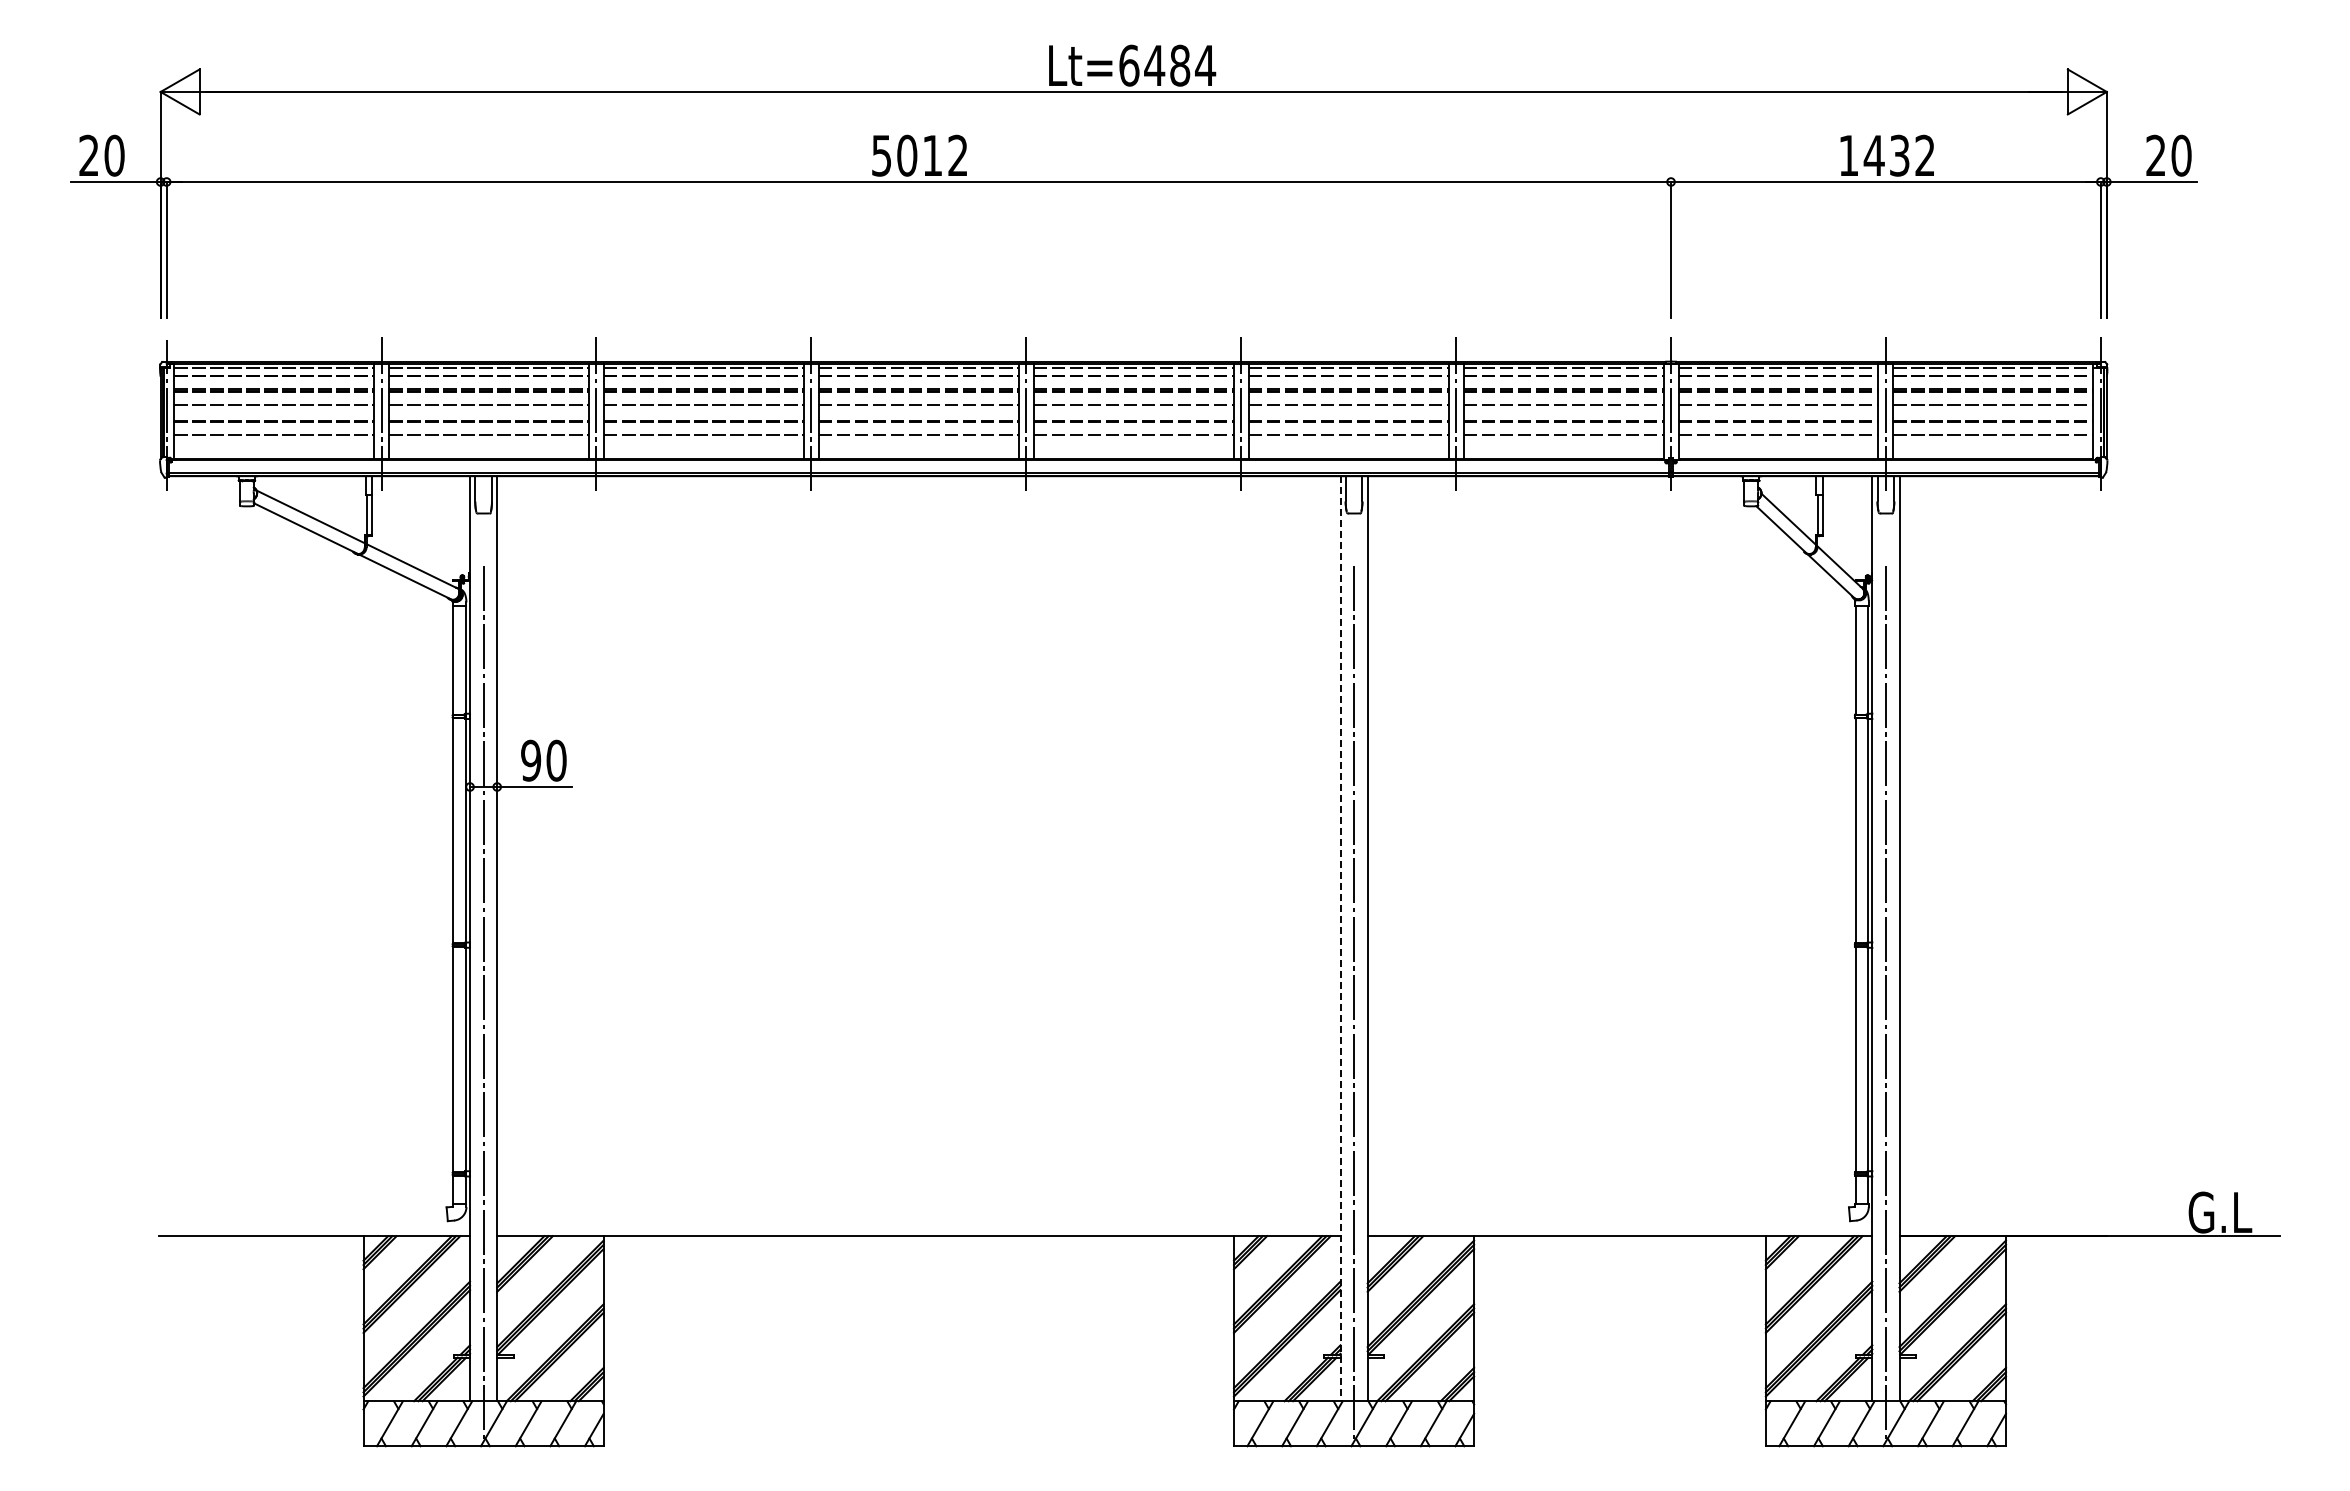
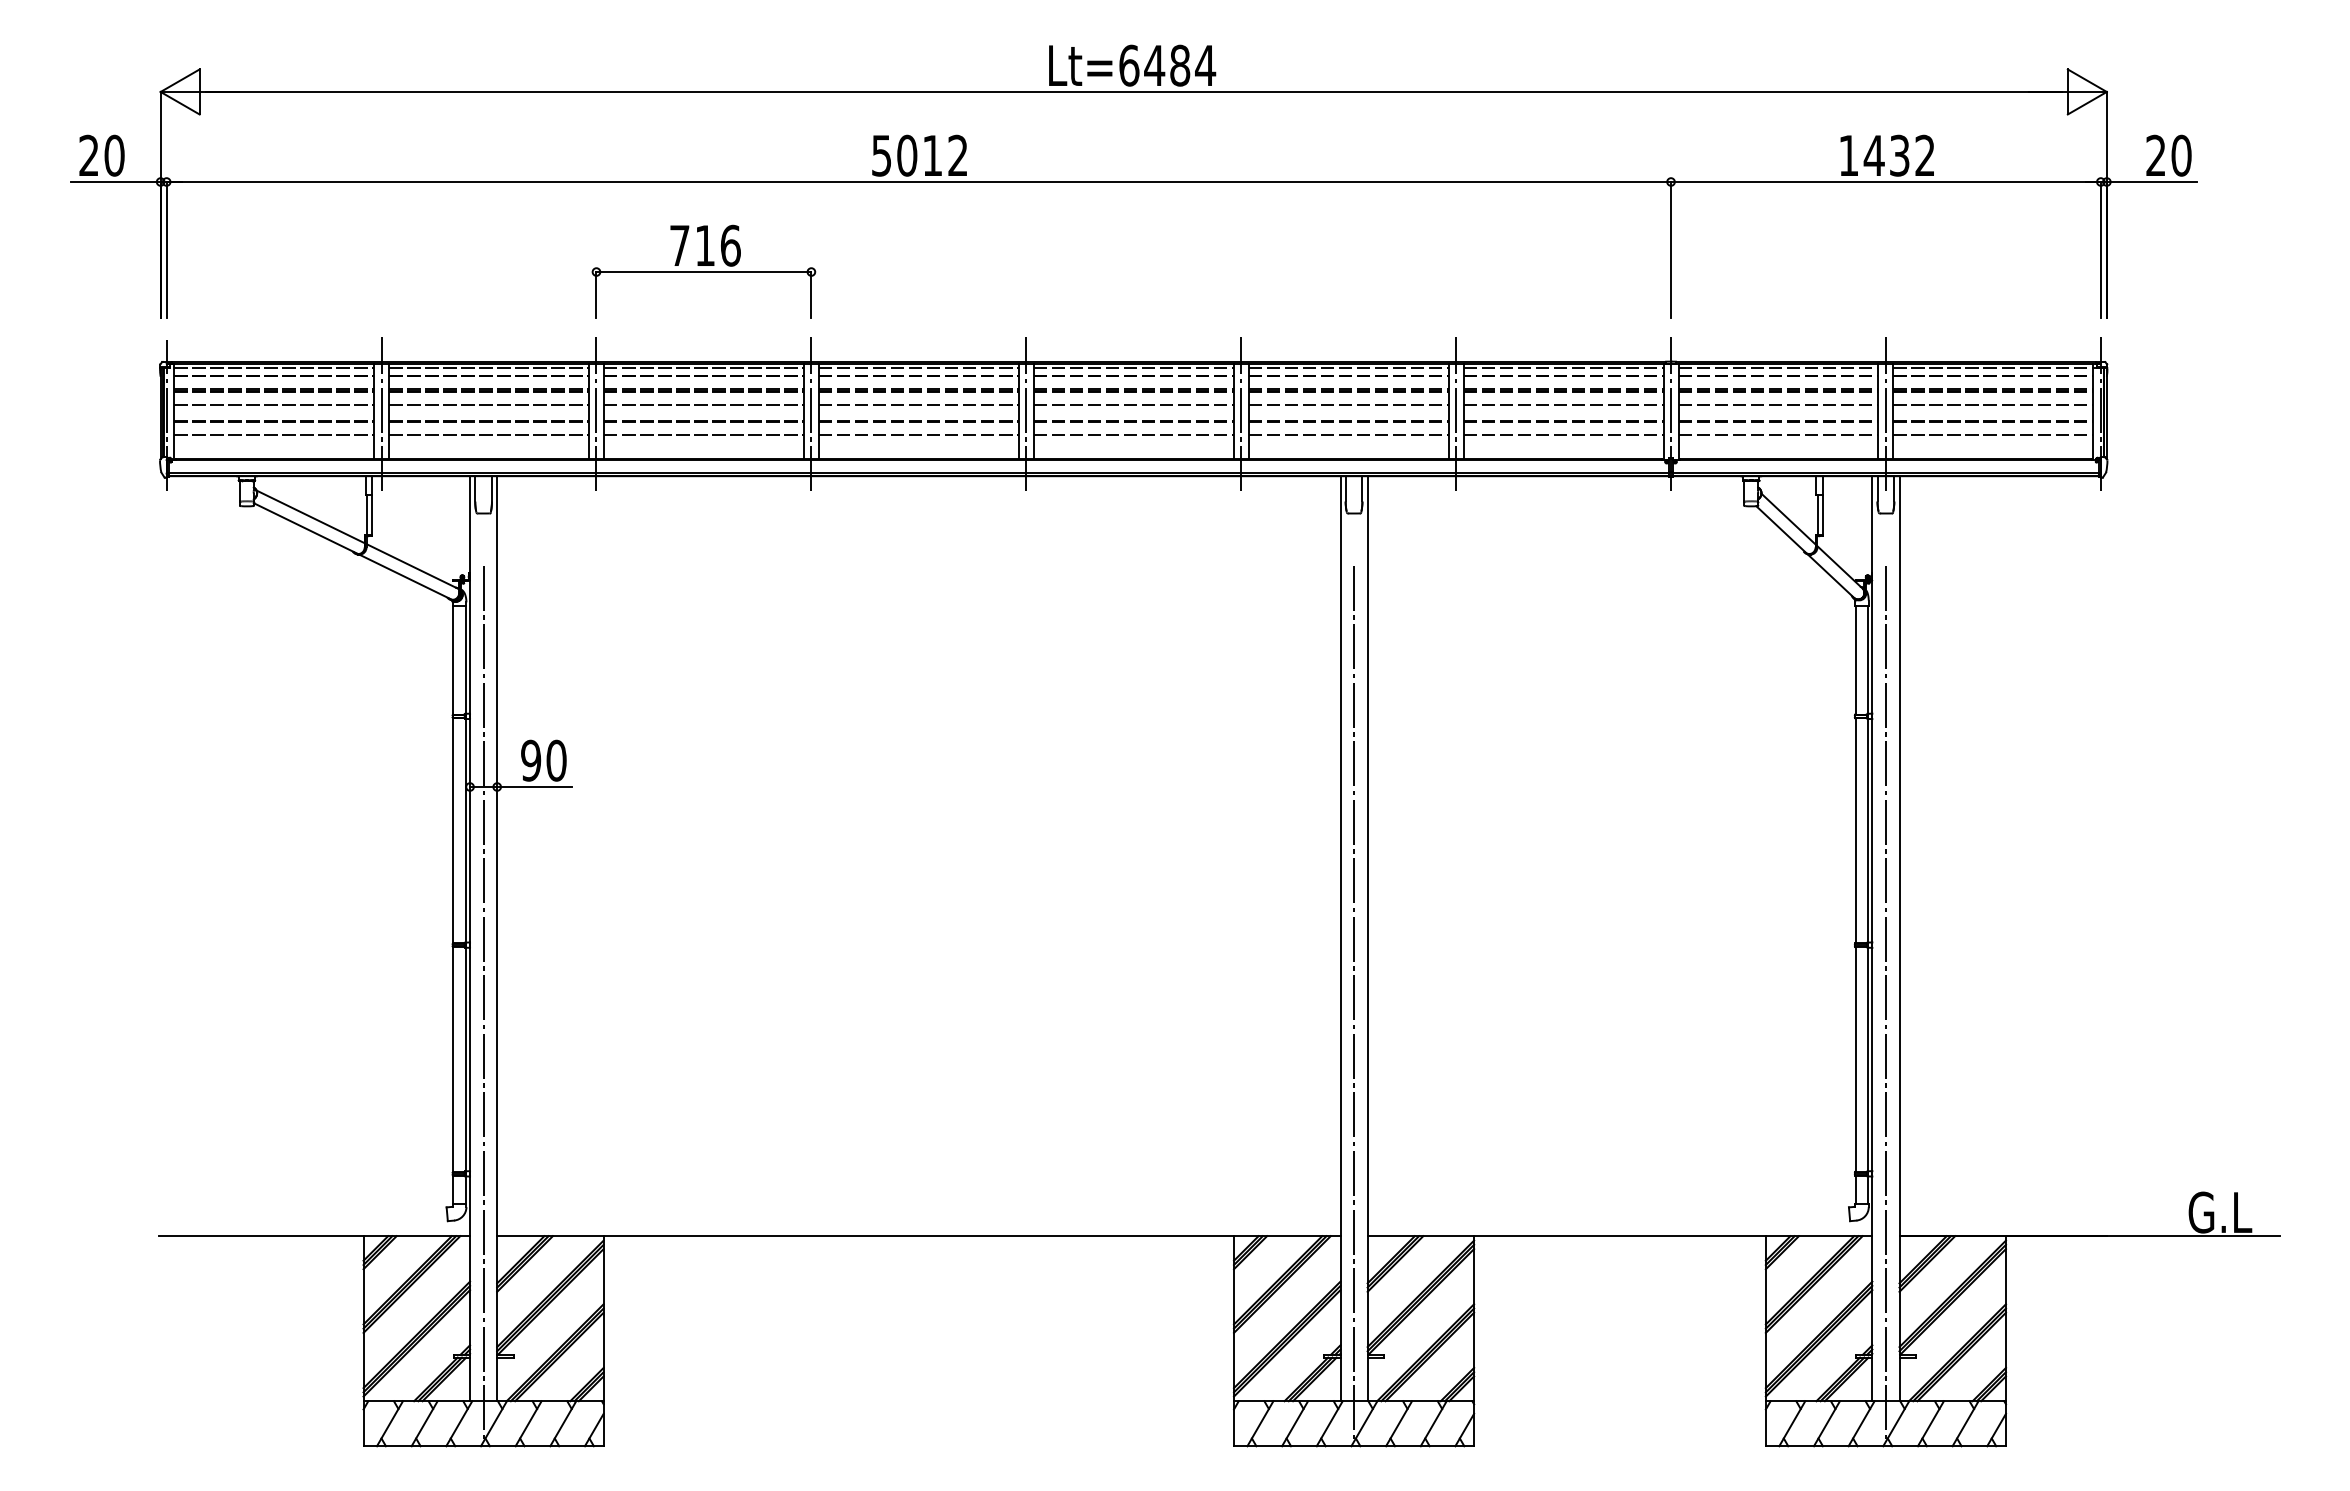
part: none -> present (703, 271)
line: dashed -> solid (1340, 938)
